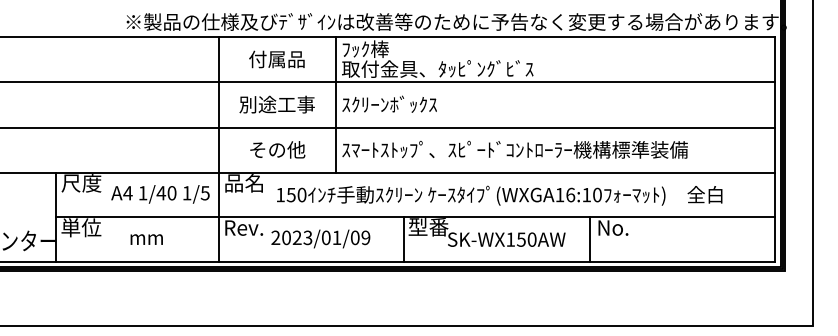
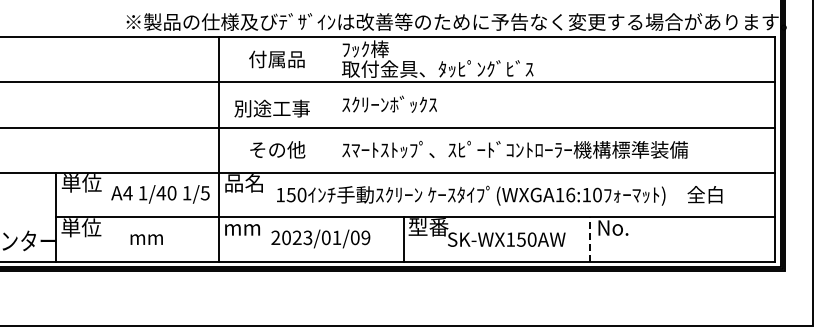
text position: (276, 104) -> (271, 108) (271, 108)
line: present -> none (335, 104)
text: 尺度 -> 単位 (81, 183)
text: Rev. -> mm (244, 227)
line: solid -> dashed (589, 239)
